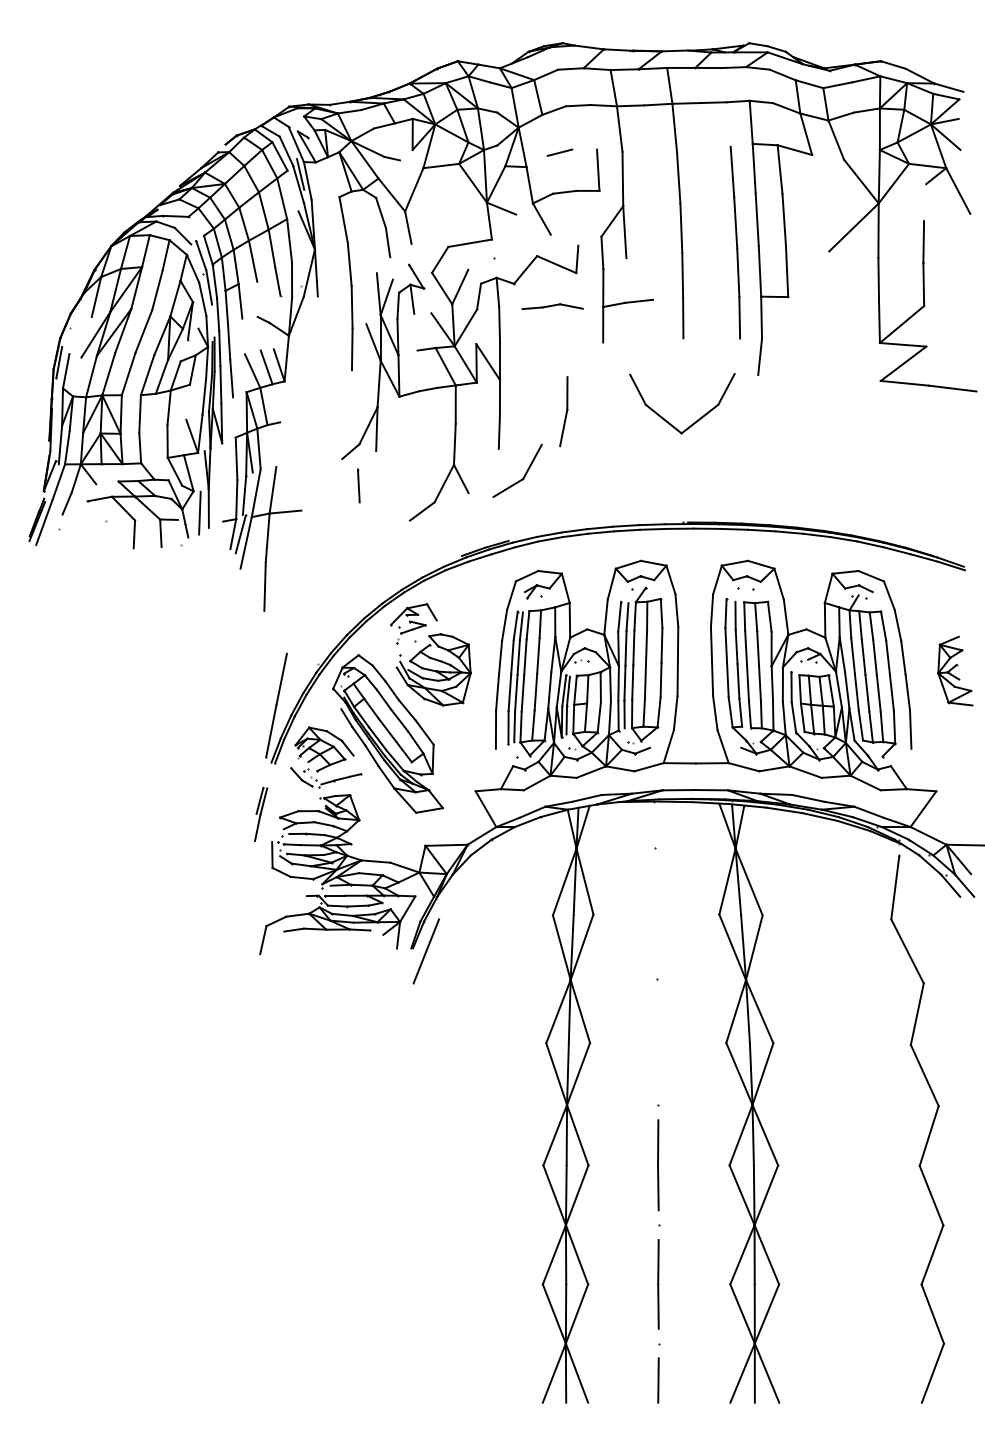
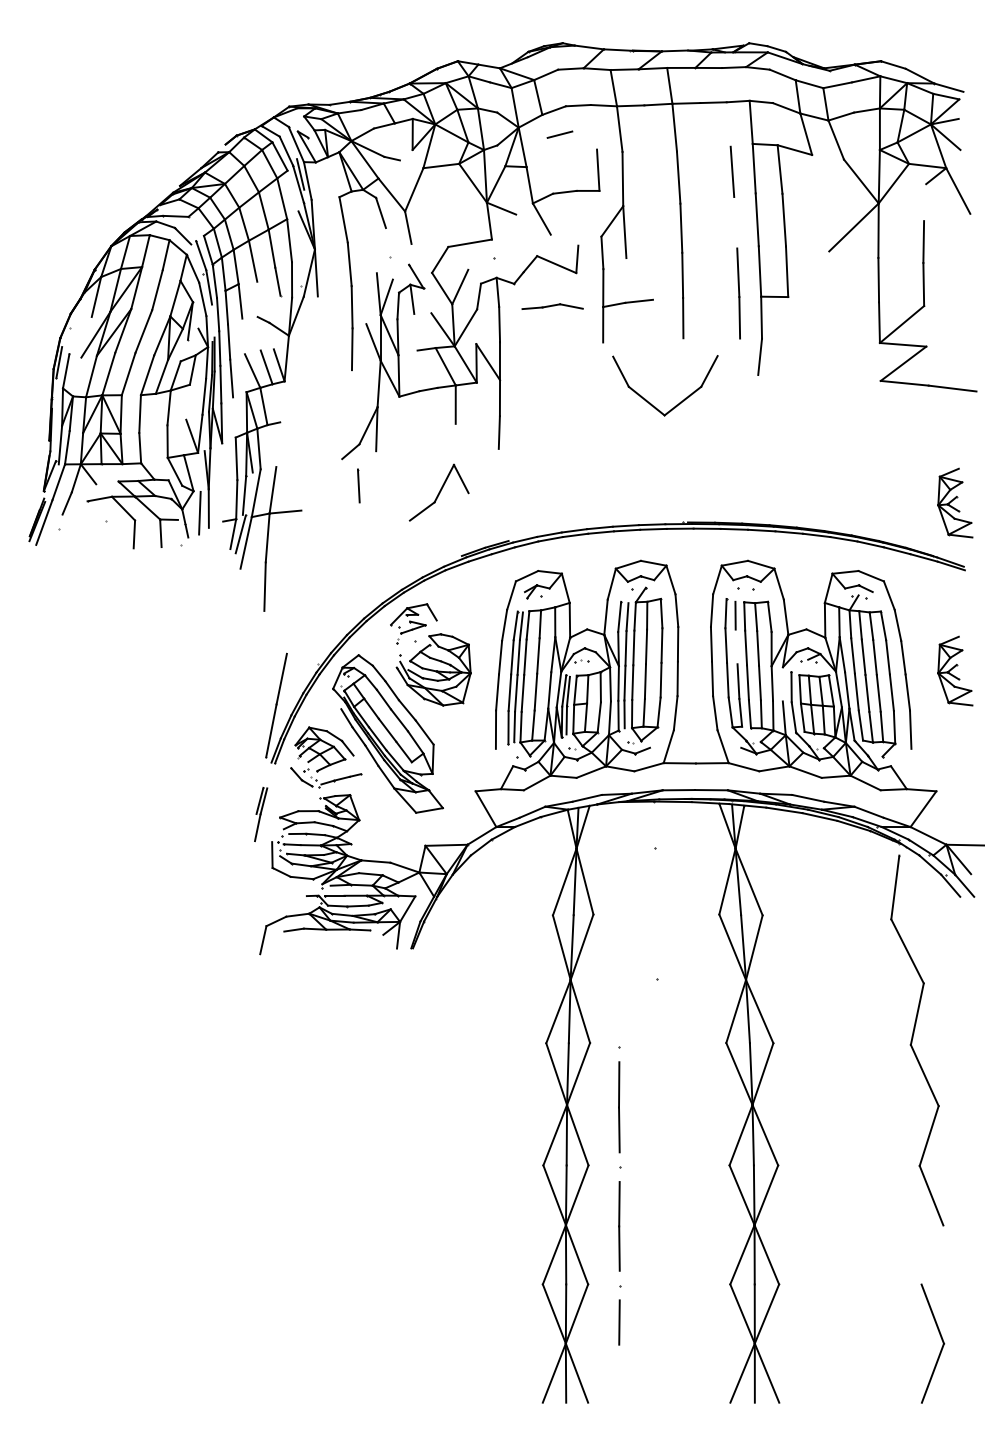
line position: (559, 152) -> (559, 134) (559, 134)
line: present -> none (735, 222)
line: present -> none (387, 242)
part: present -> none (563, 411)
part position: (697, 419) -> (680, 401) (680, 401)
line: present -> none (454, 443)
part: present -> none (524, 474)
part: none -> present (955, 502)
line: present -> none (736, 646)
line: present -> none (782, 684)
line: present -> none (426, 951)
part position: (658, 1253) -> (619, 1195) (619, 1195)
line: present -> none (932, 1254)
